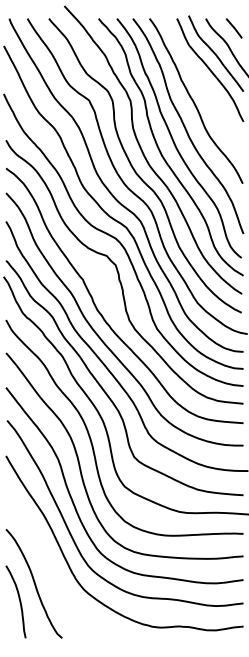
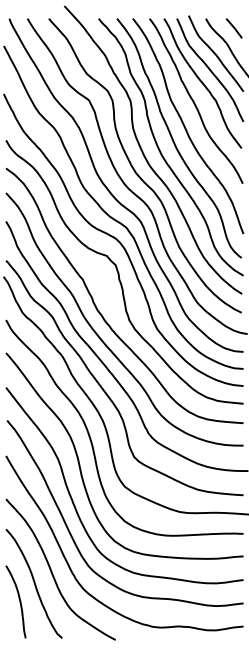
curve: none -> present (202, 83)
curve: none -> present (53, 573)
